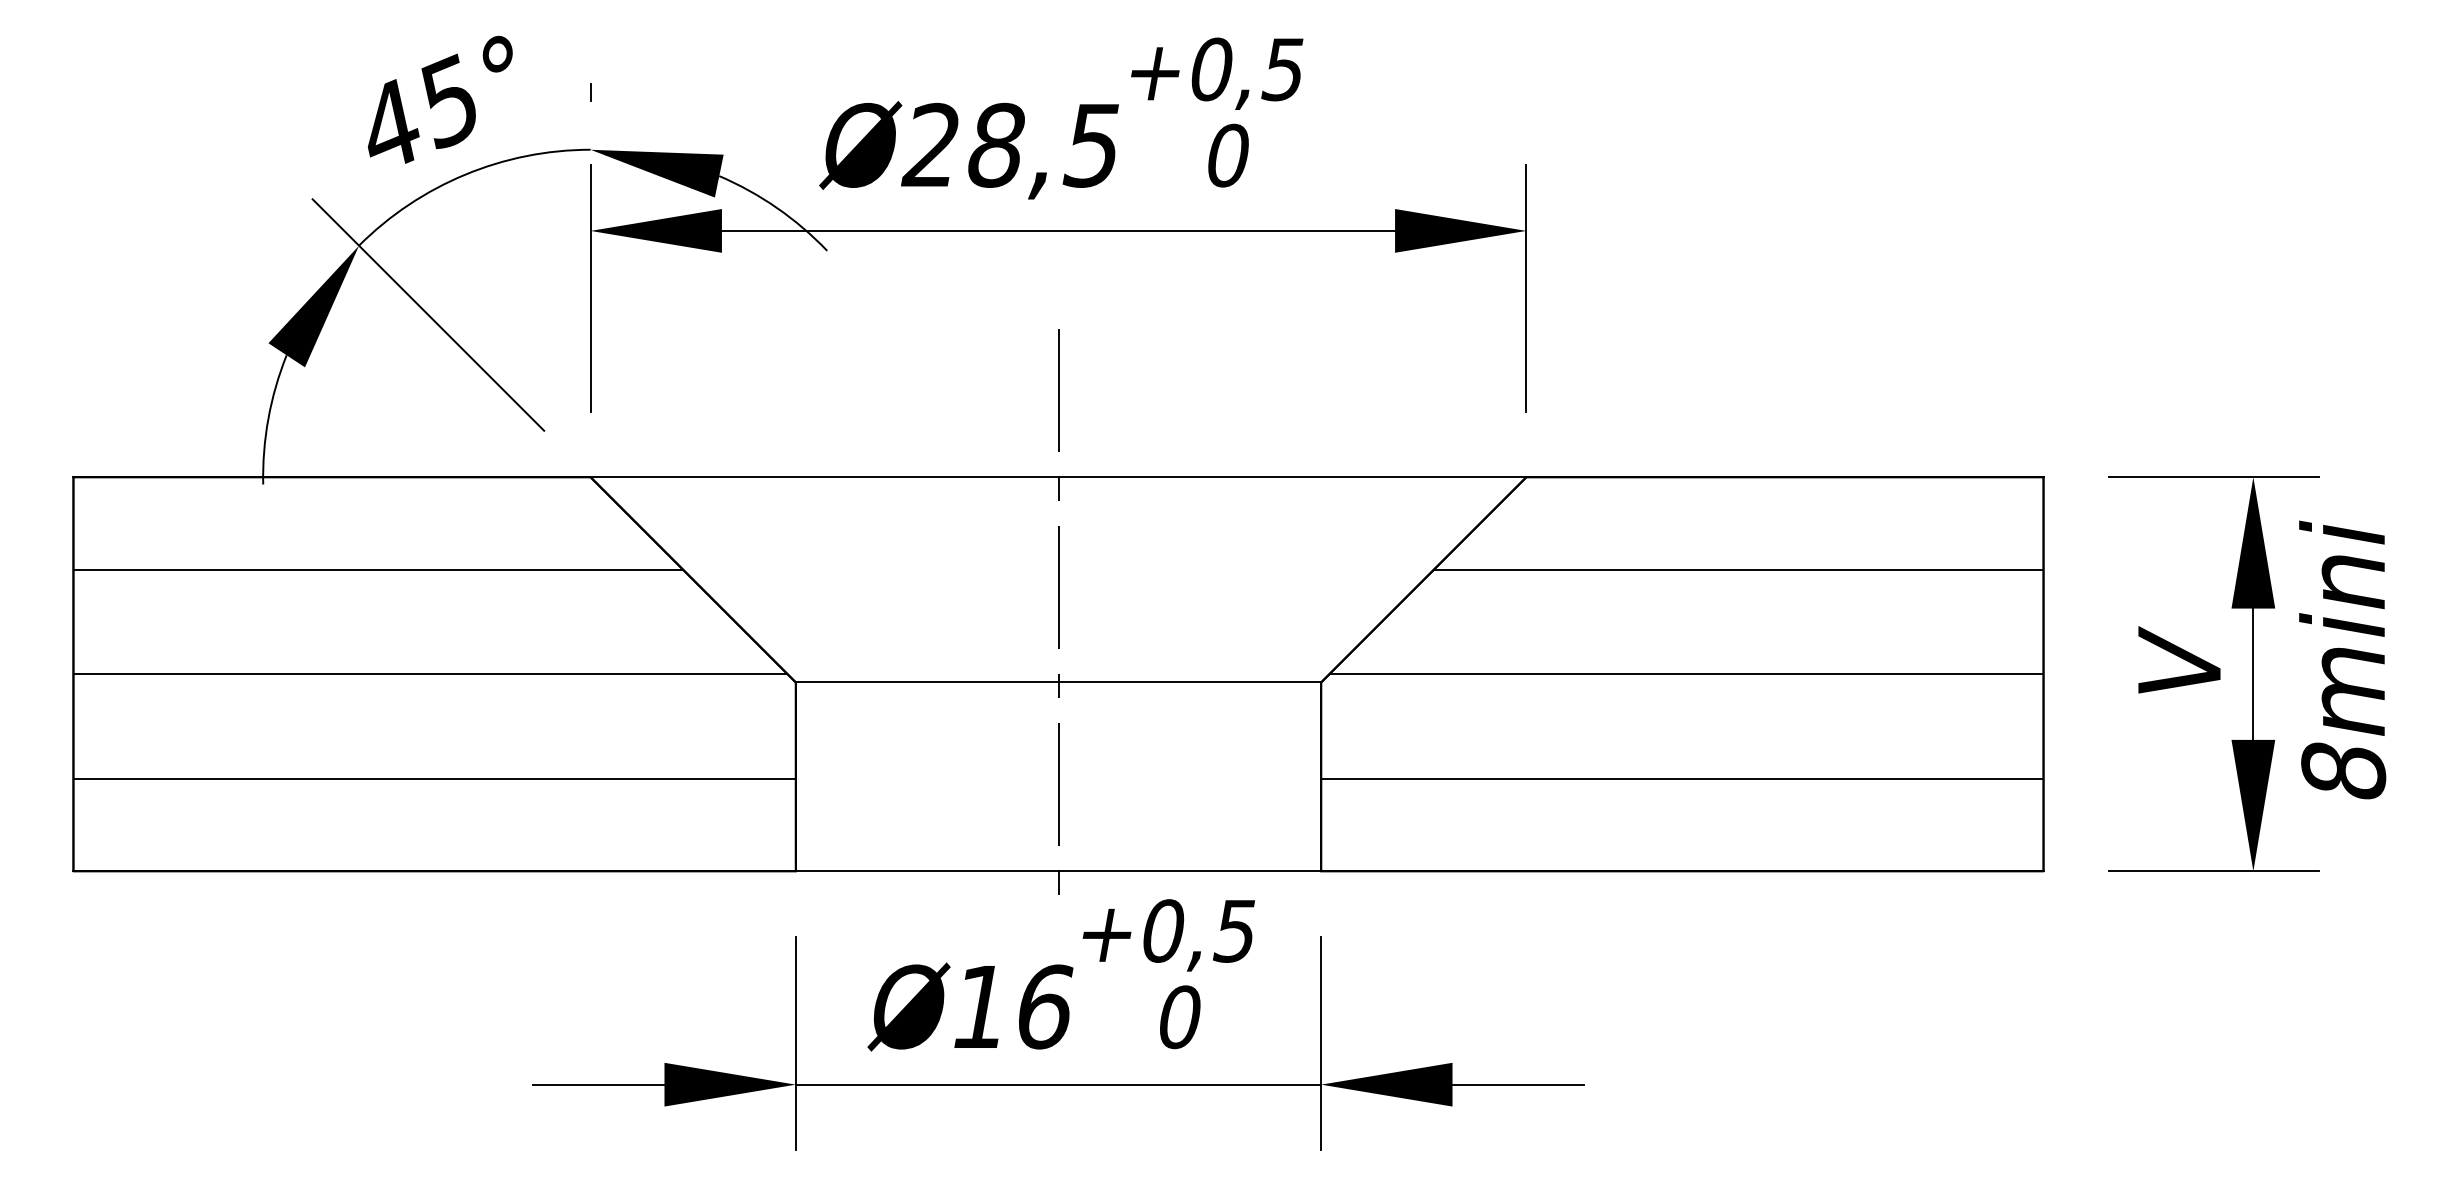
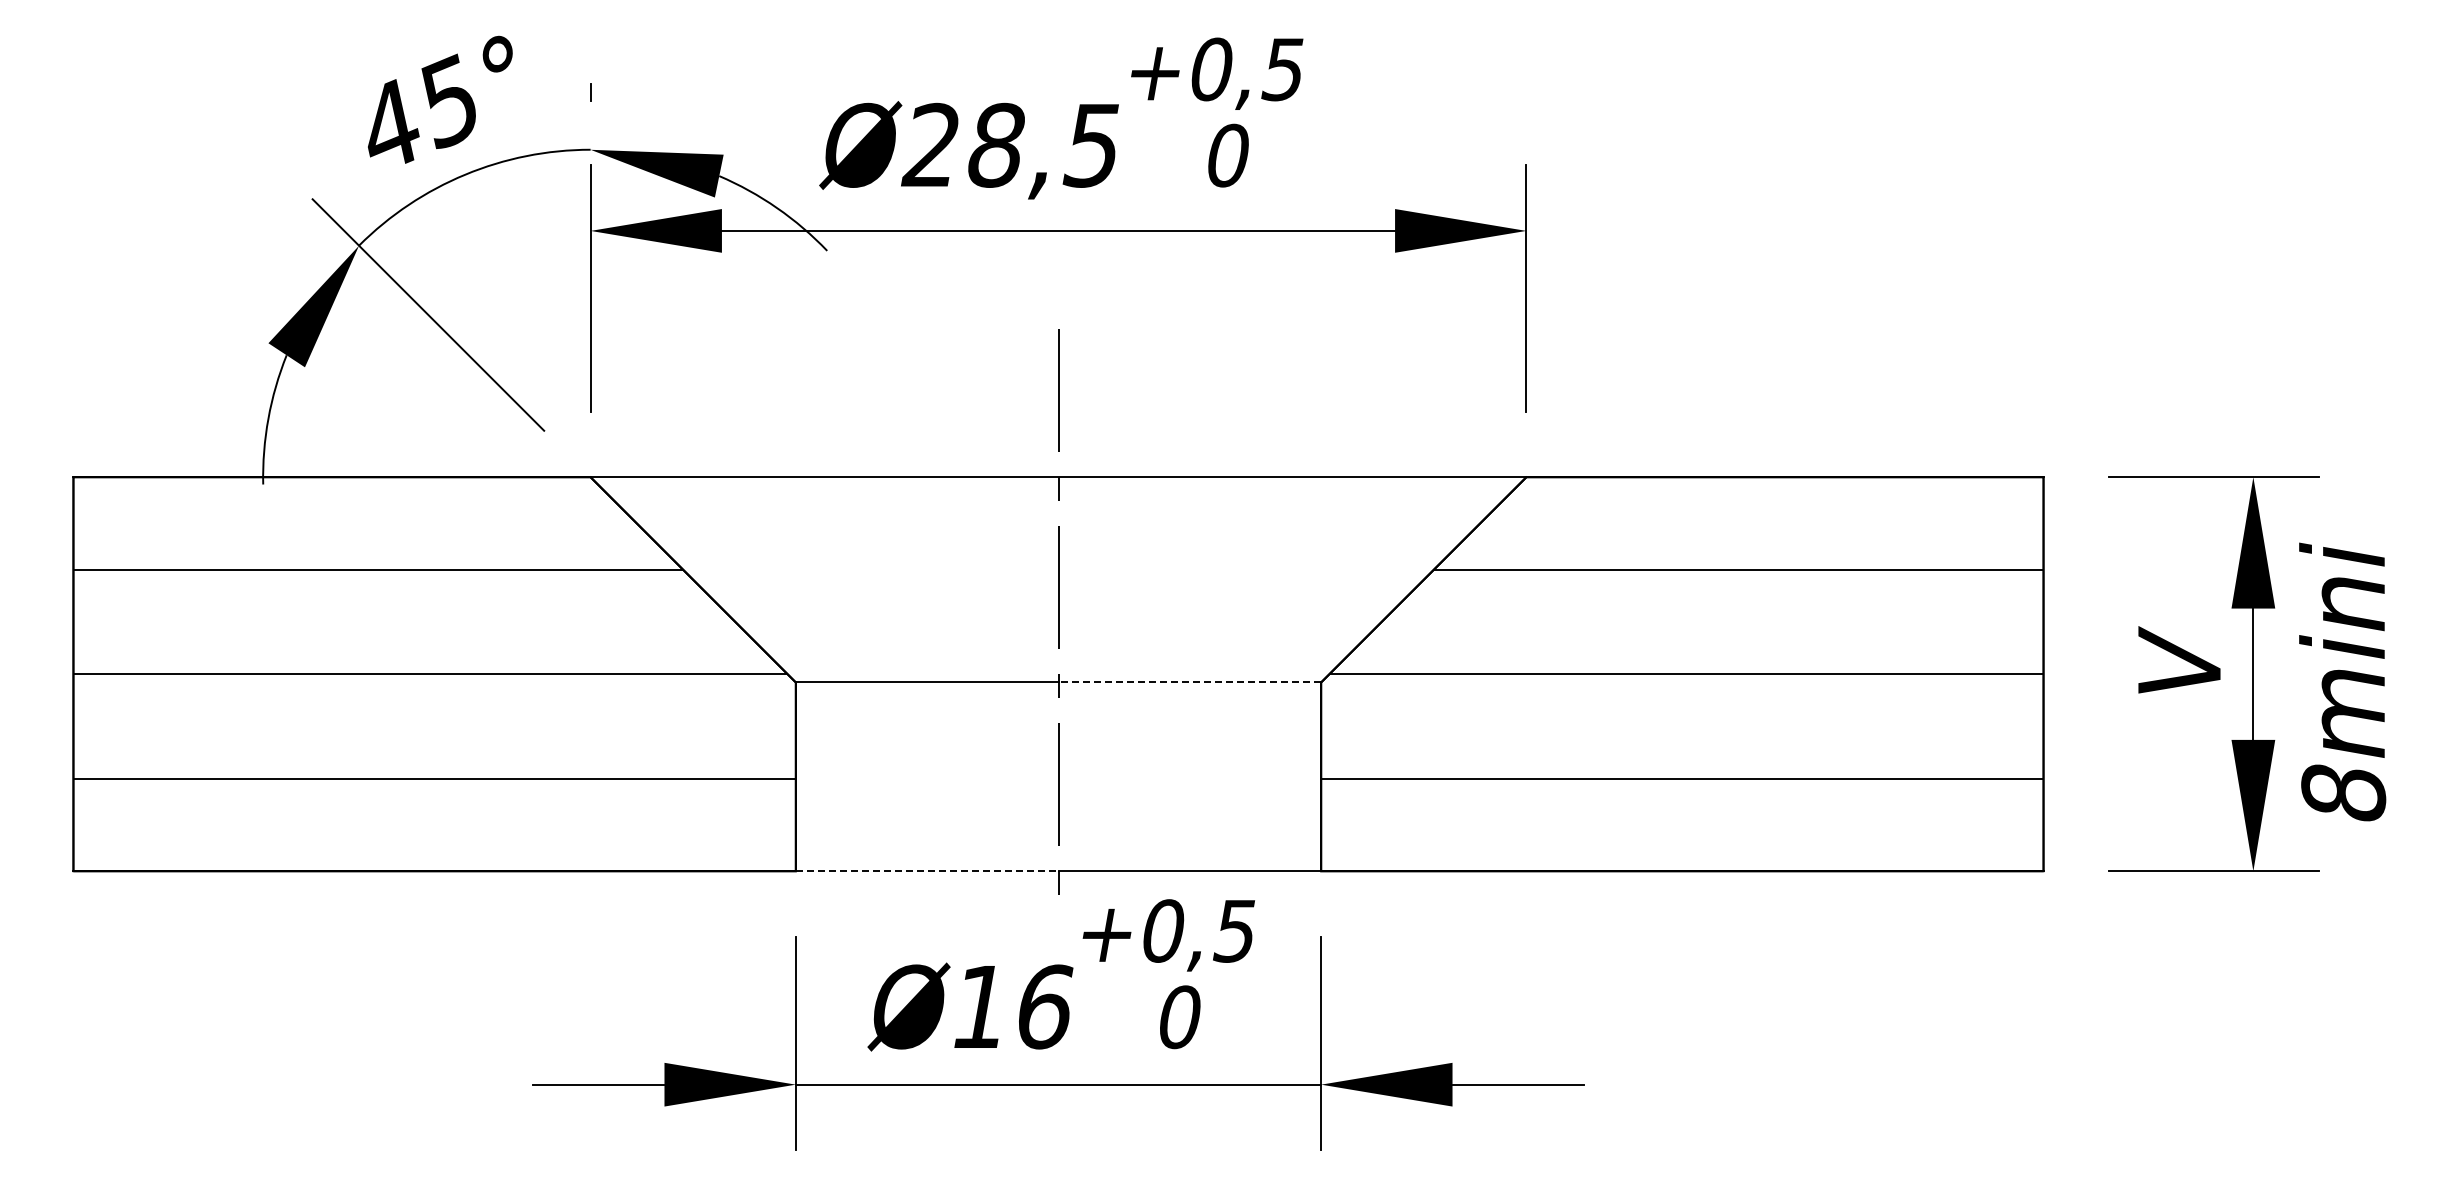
text position: (2342, 659) -> (2342, 681) (2342, 681)
line: solid -> dashed (1189, 682)
line: solid -> dashed (927, 871)
